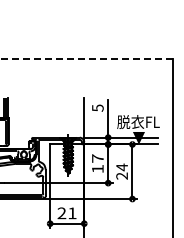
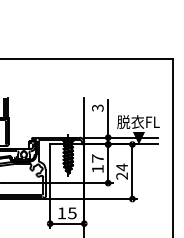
line: dashed -> solid (87, 58)
text: 5 -> 3 (97, 107)
text: 21 -> 15 (66, 213)
